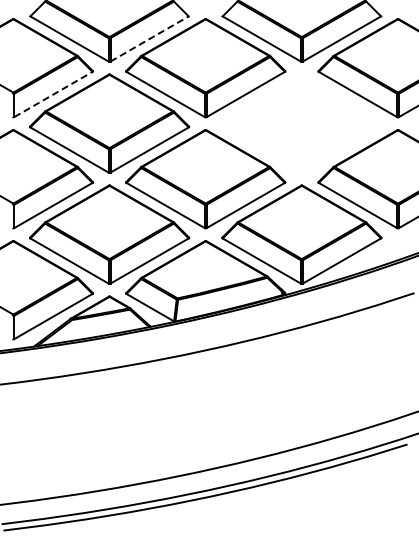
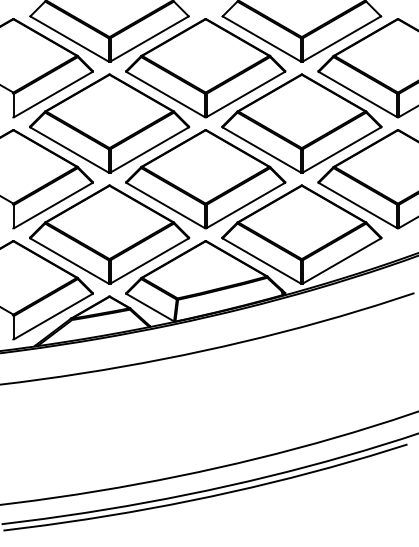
line: dashed -> solid (150, 38)
line: dashed -> solid (53, 94)
part: none -> present (301, 123)
